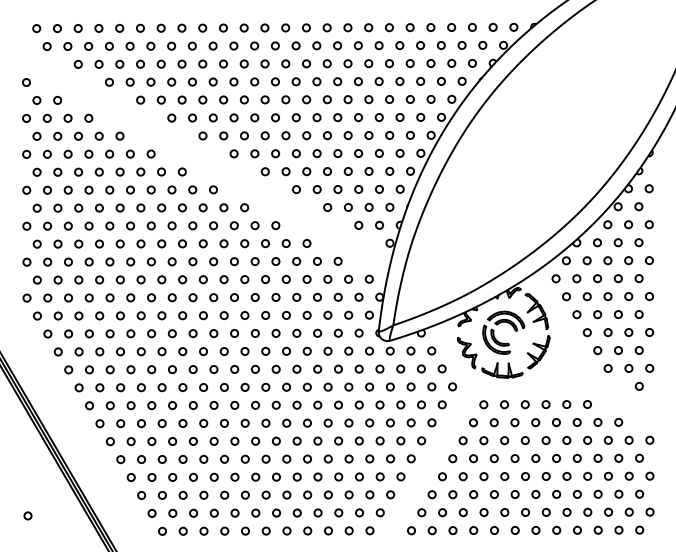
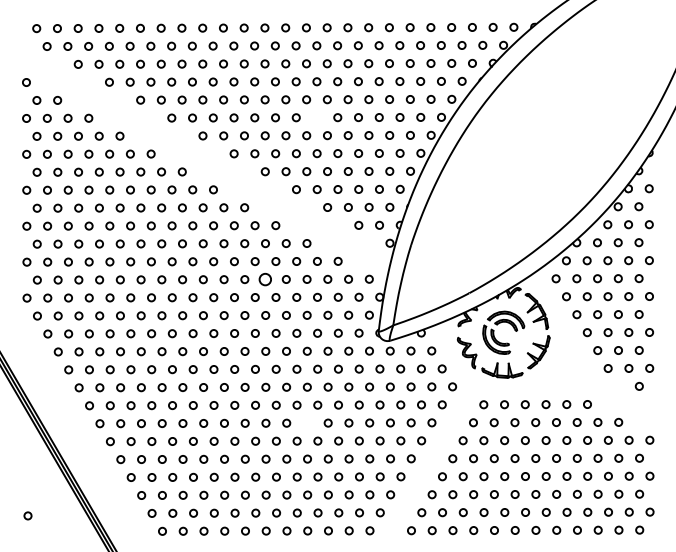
circle: present -> none (316, 117)
circle size: 10x9 px -> 14x14 px (264, 279)
circle: present -> none (307, 422)
